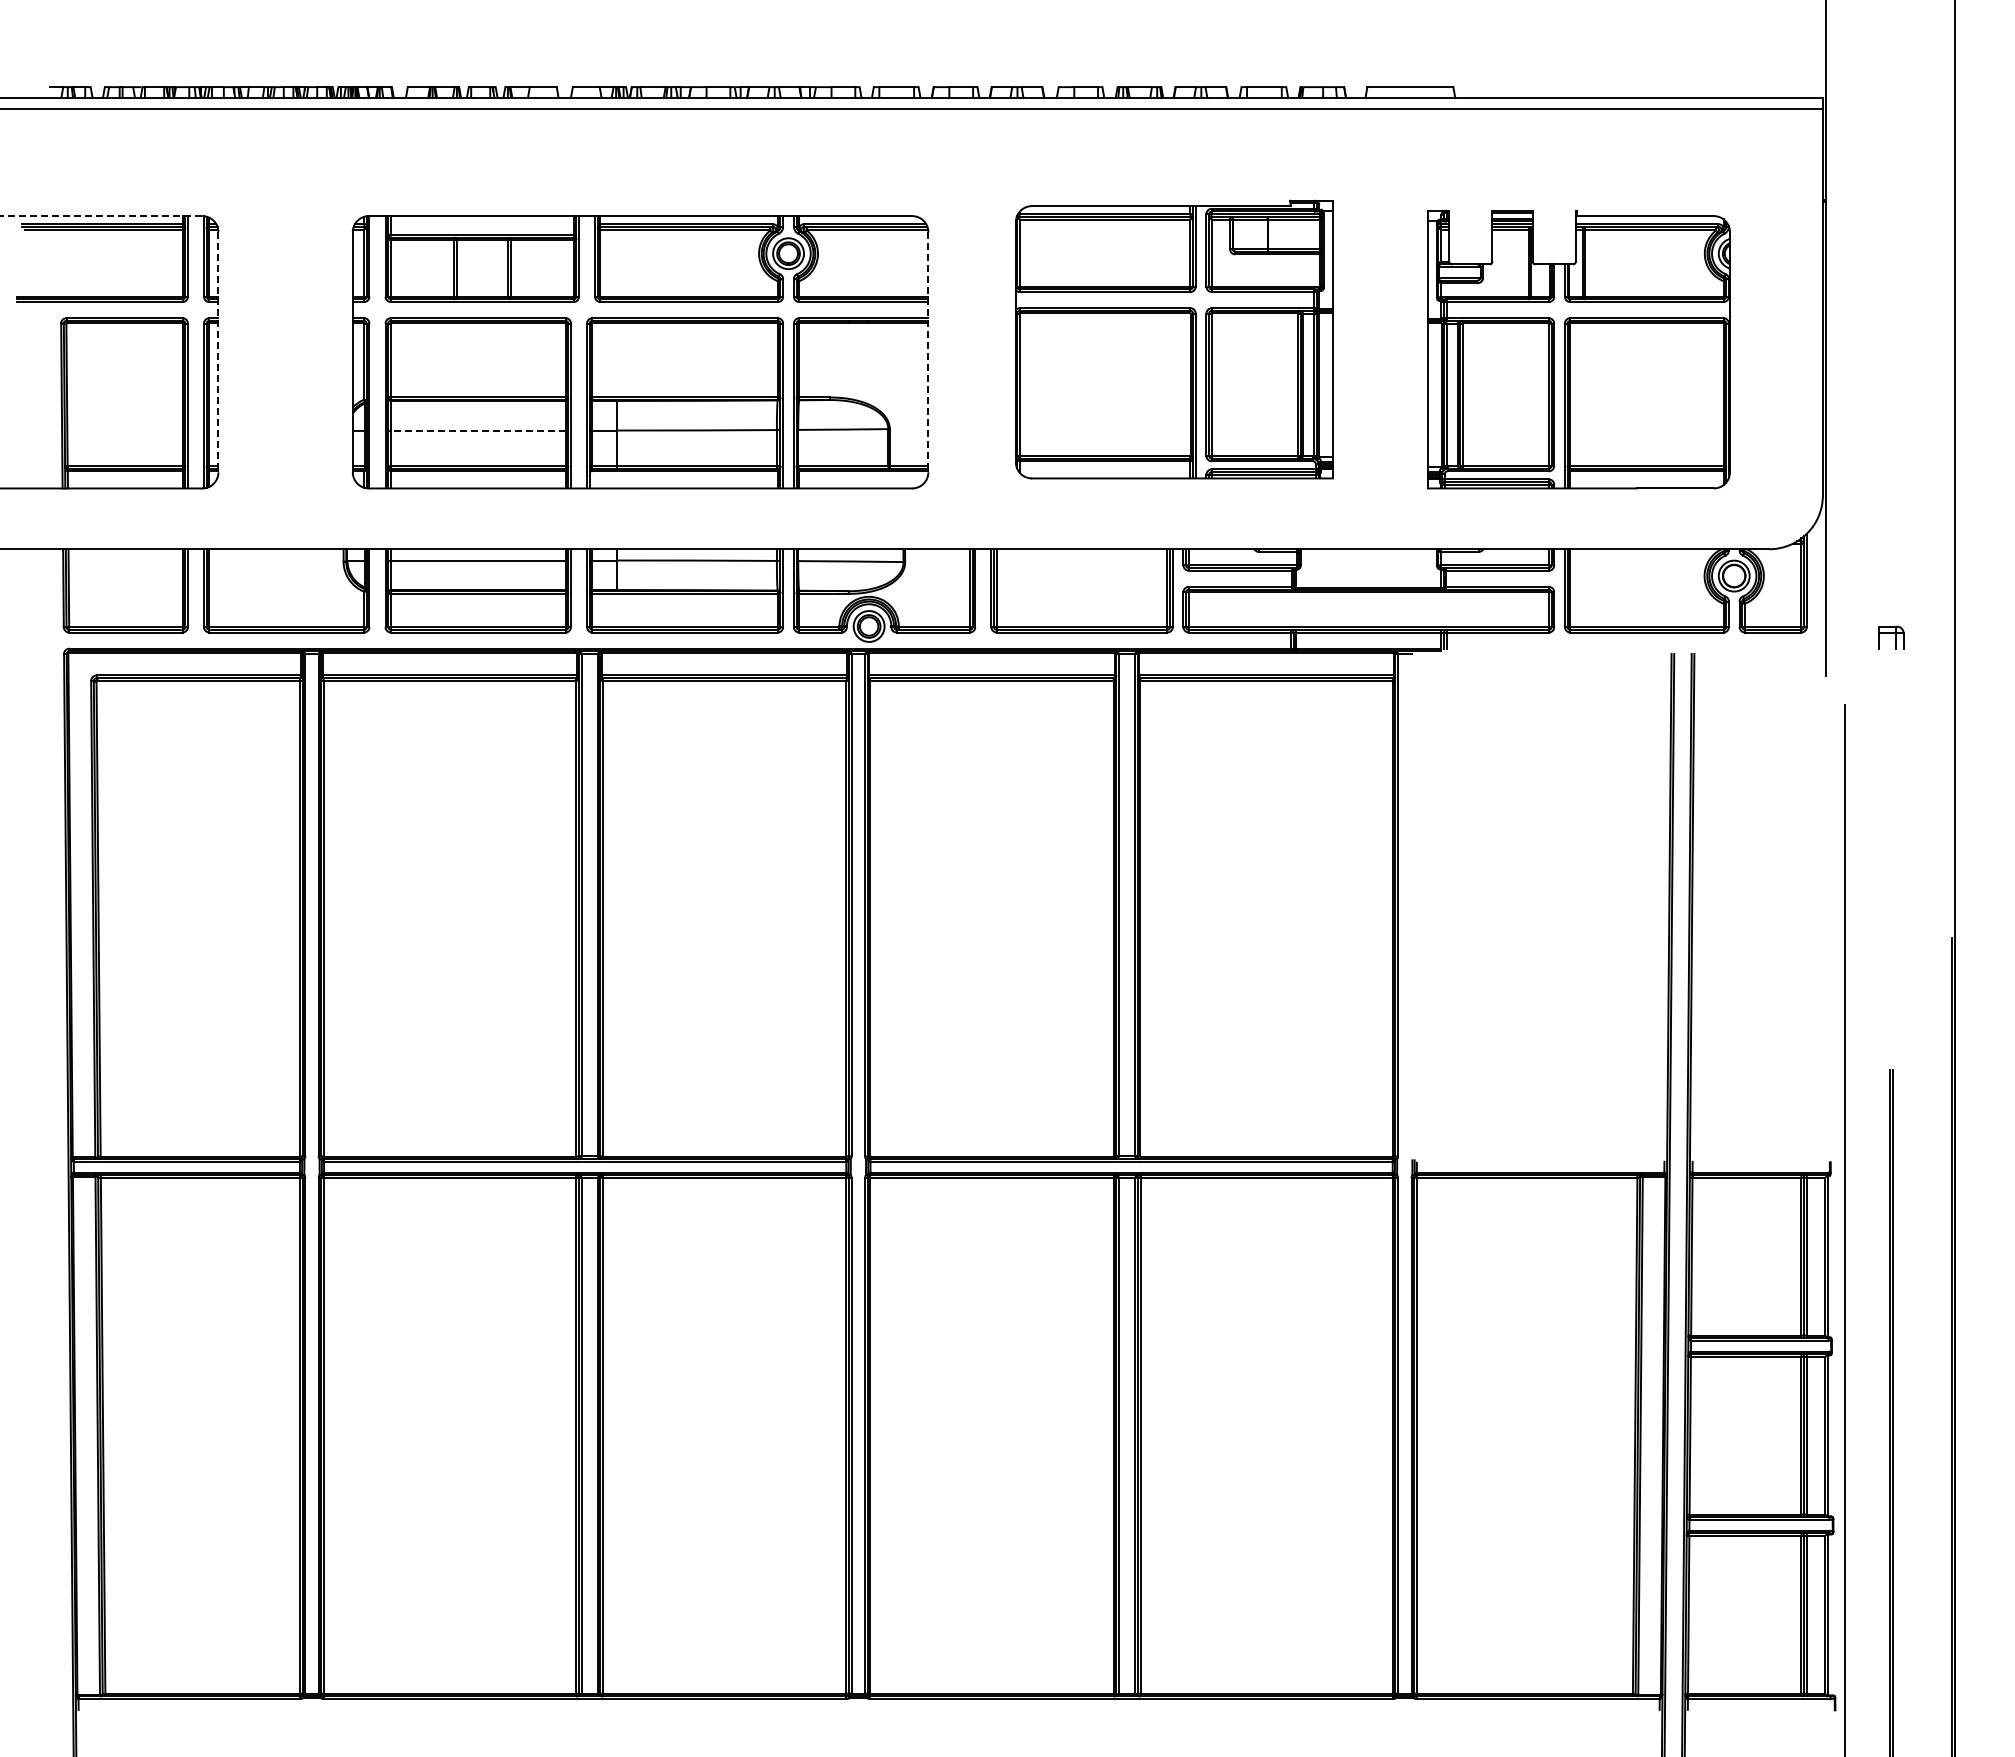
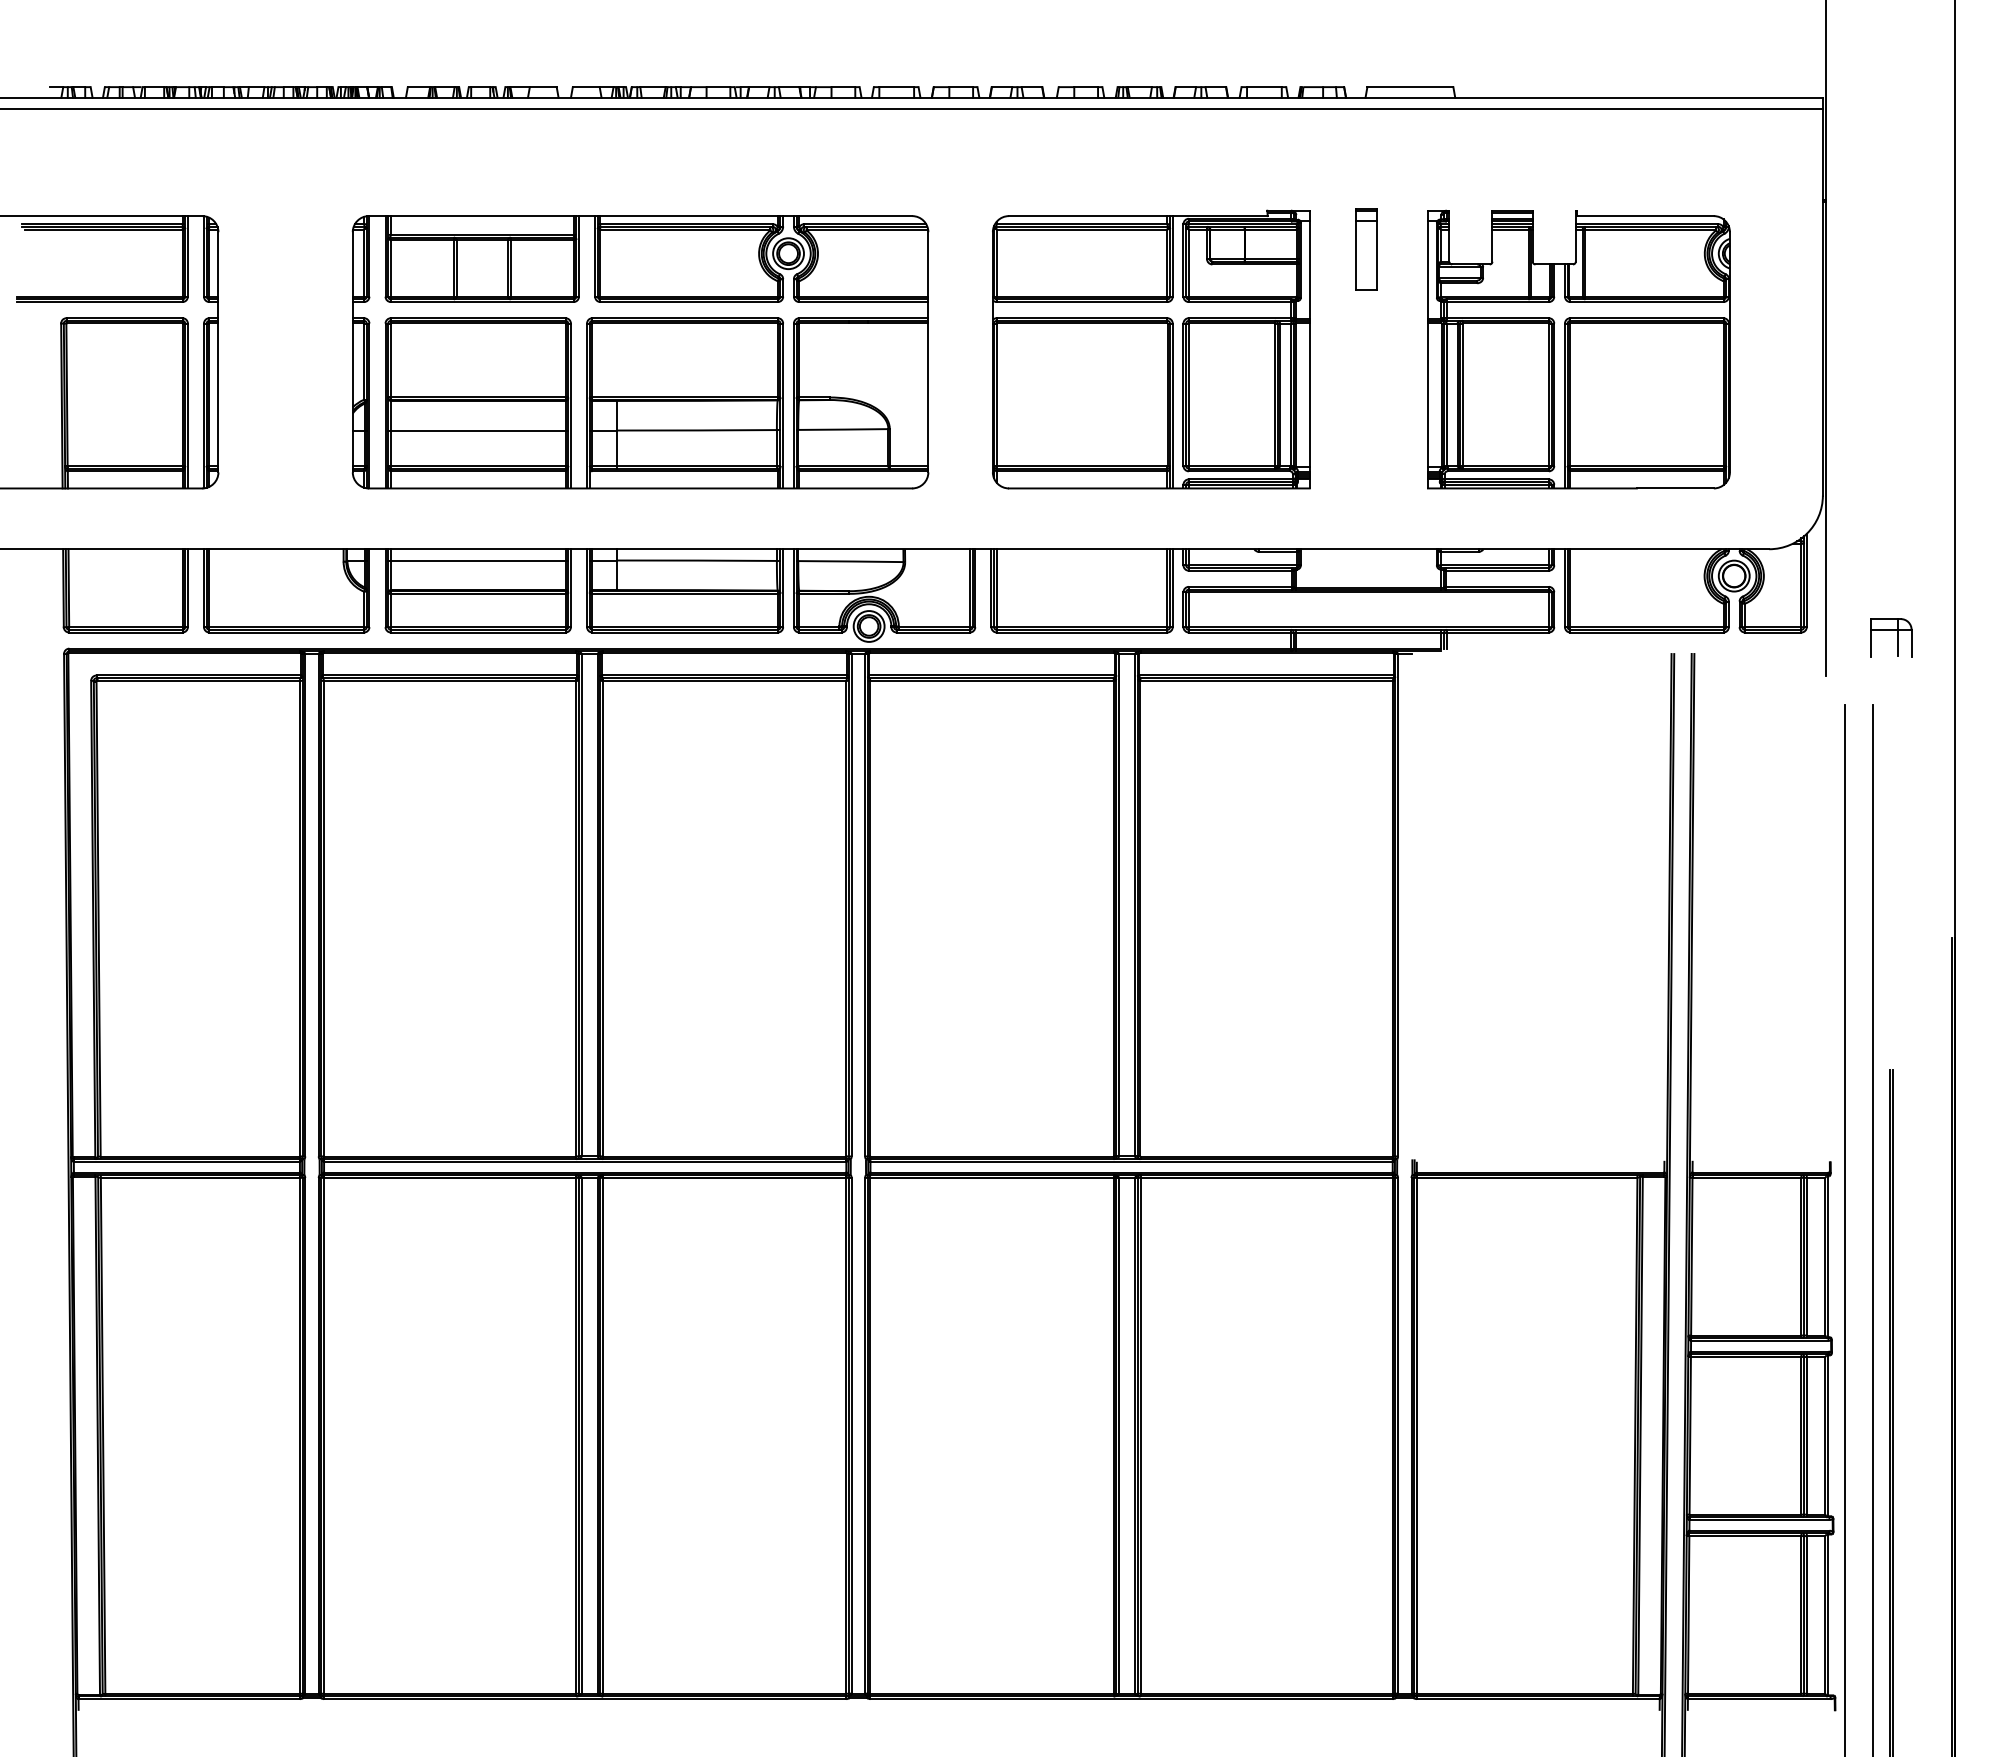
line: dashed -> solid (101, 216)
part: none -> present (1366, 249)
part position: (1174, 339) -> (1151, 349) (1151, 349)
line: dashed -> solid (218, 352)
line: dashed -> solid (928, 352)
line: dashed -> solid (477, 430)
part size: 27x25 px -> 43x40 px (1891, 637)
line: none -> present (1873, 1228)
